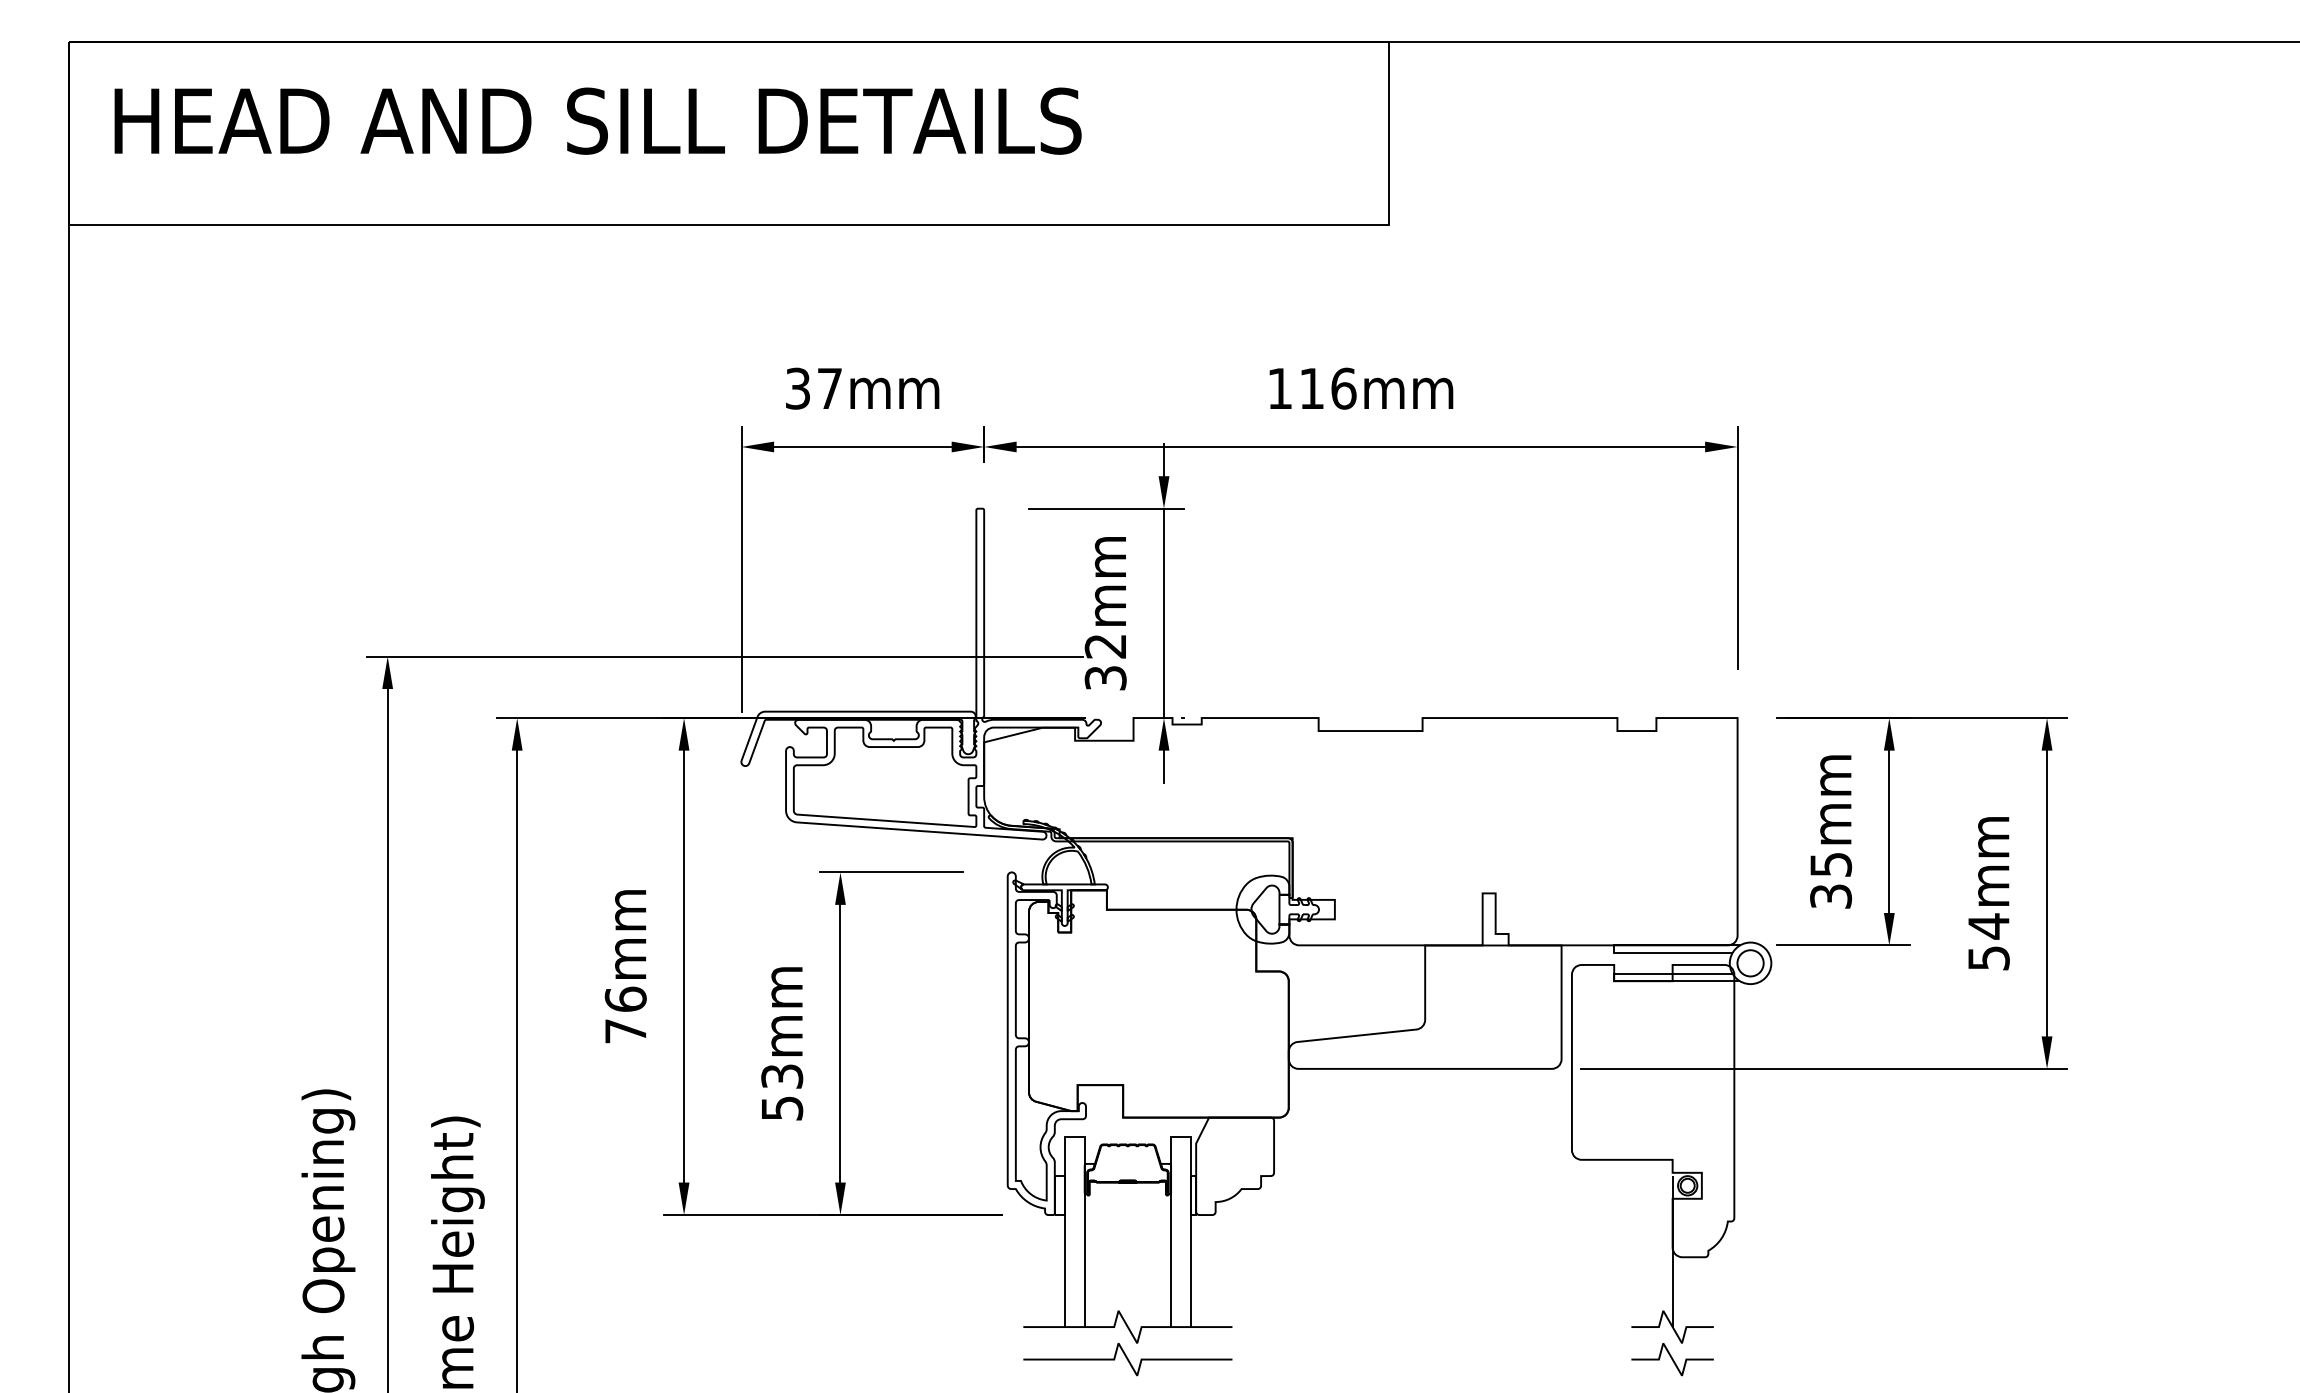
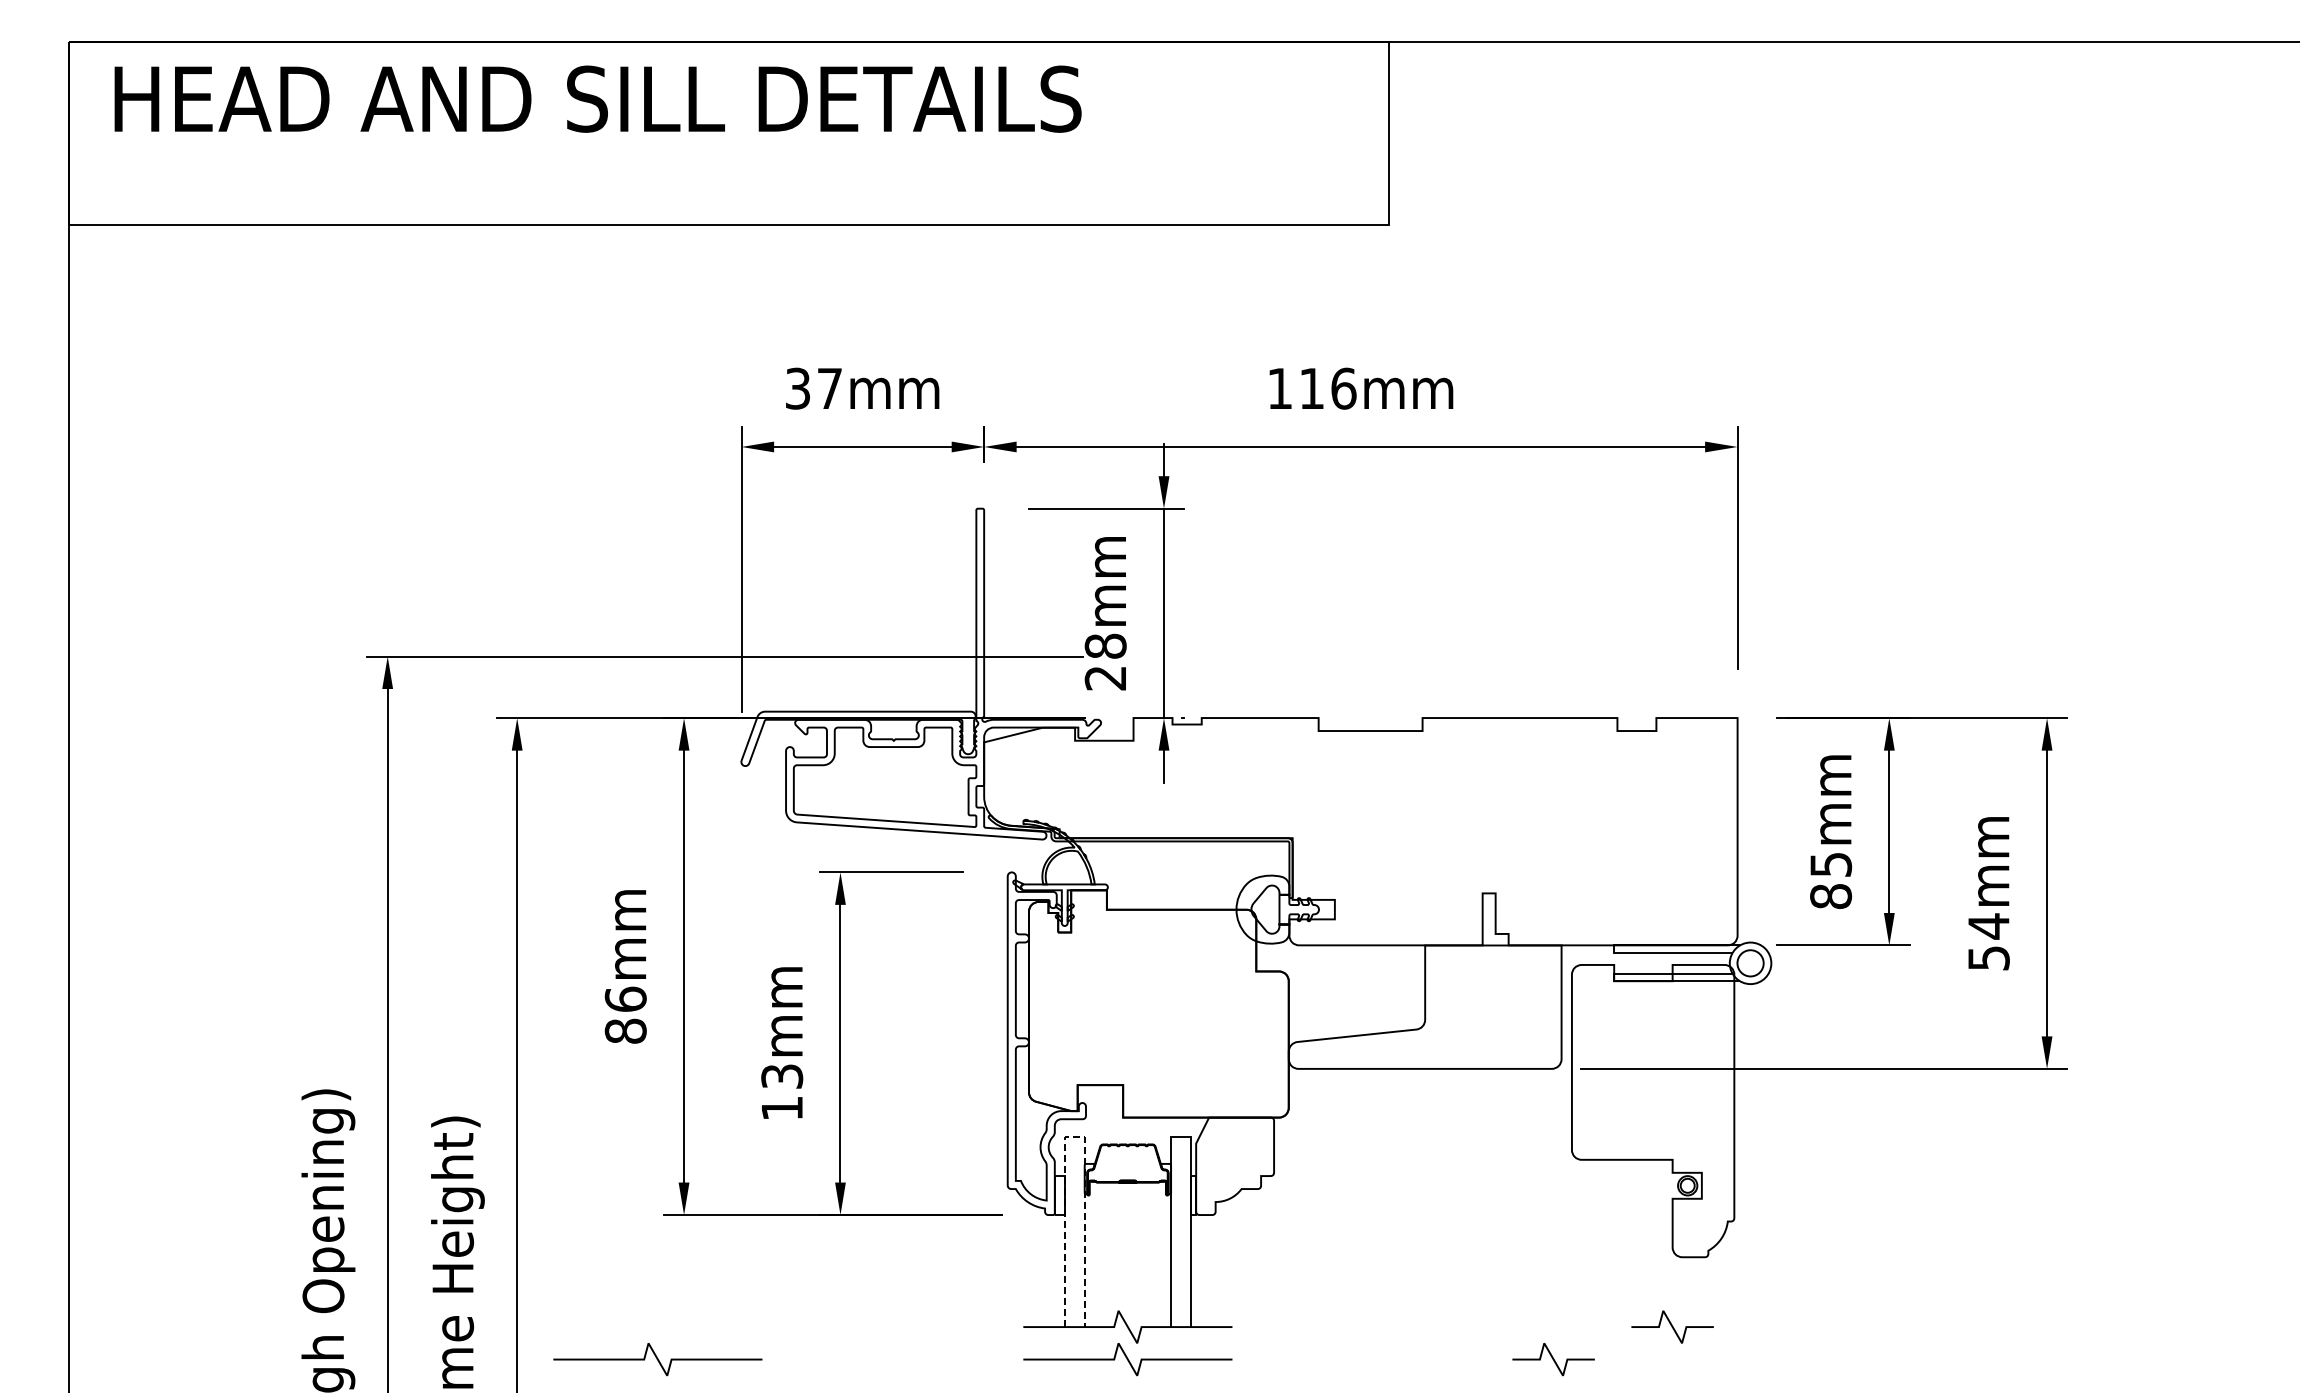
text position: (597, 120) -> (597, 98) (597, 98)
text: 32mm -> 28mm (1105, 661)
text: 35mm -> 85mm (1831, 896)
text: 76mm -> 86mm (625, 1030)
text: 53mm -> 13mm (782, 1108)
line: solid -> dashed (1075, 1137)
line: present -> none (1672, 1251)
curve: none -> present (657, 1359)
curve position: (1672, 1359) -> (1553, 1359) (1553, 1359)
